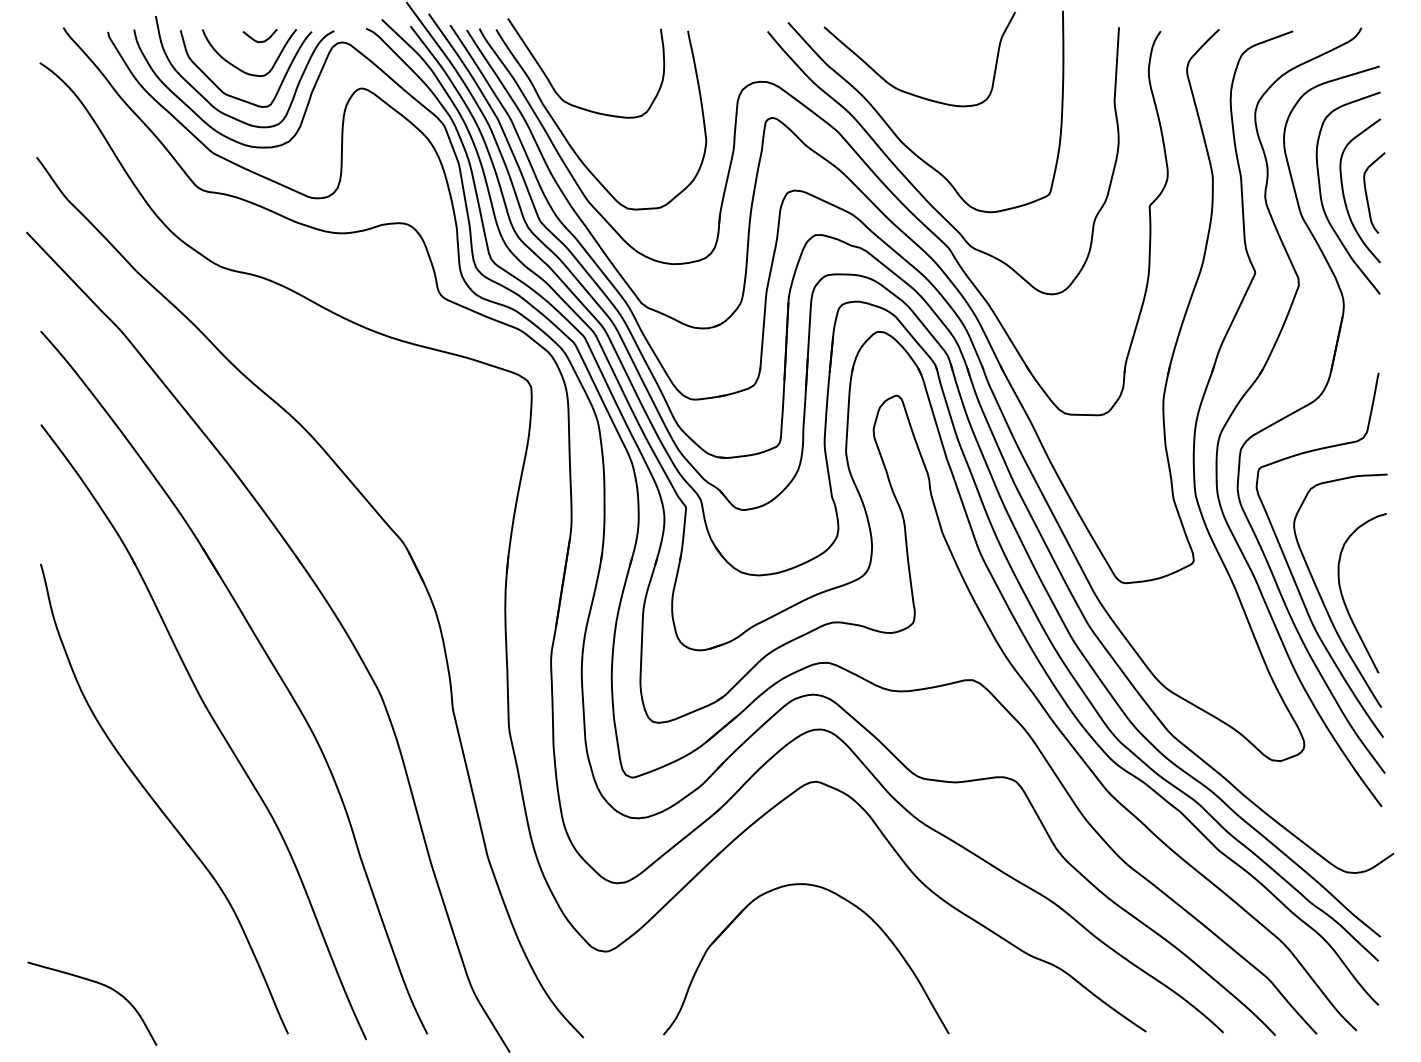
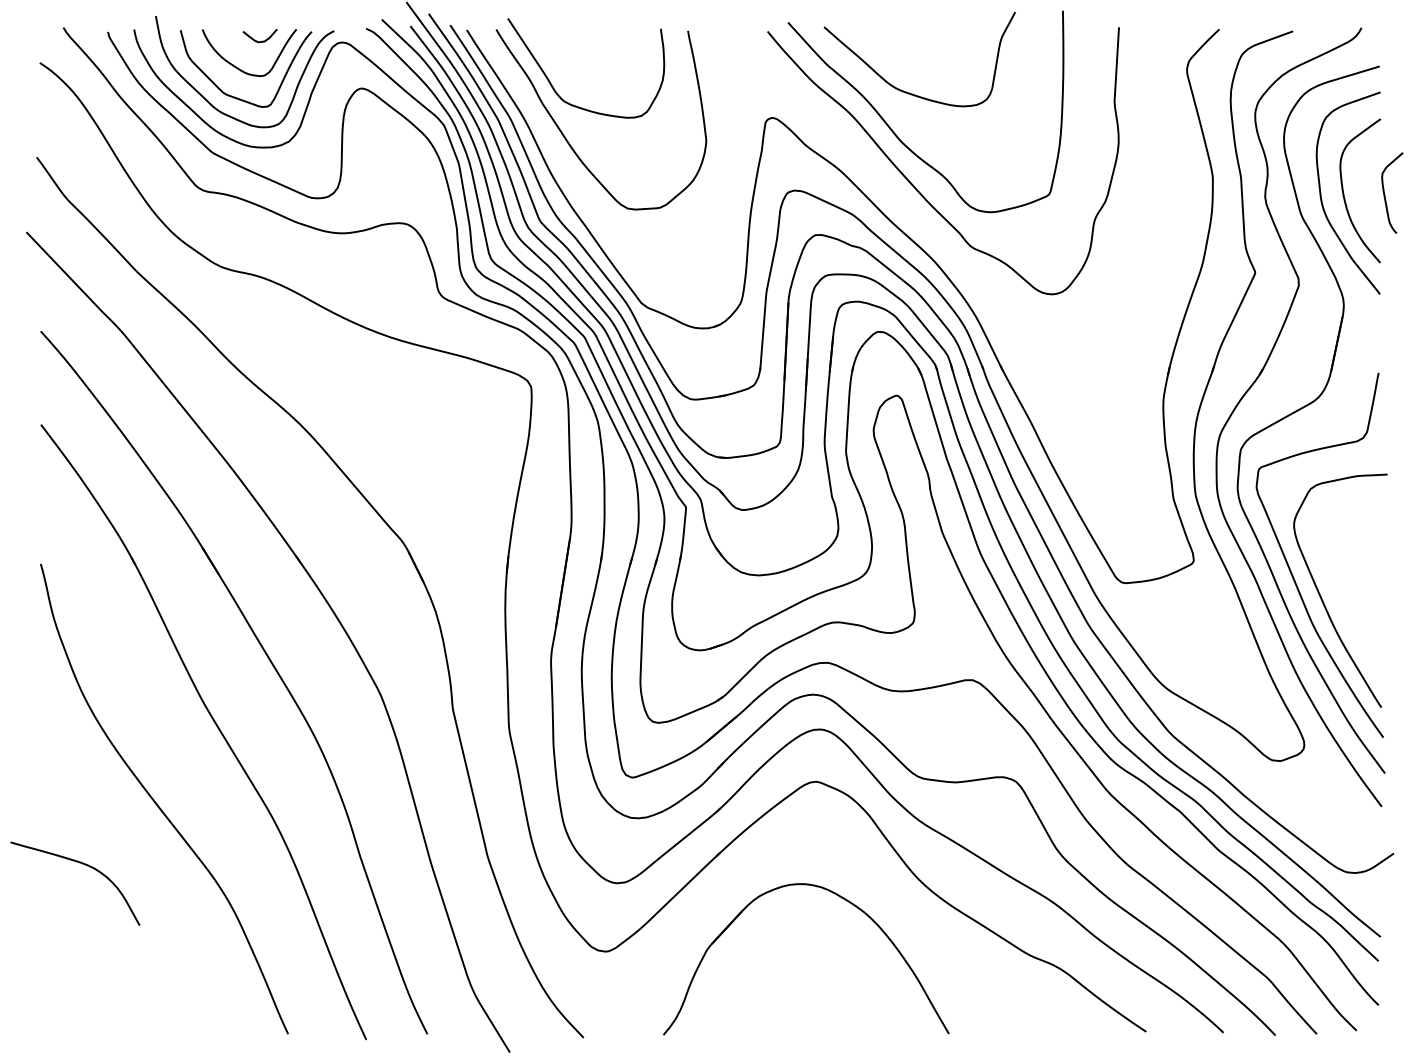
part: present -> none (873, 174)
curve position: (1367, 194) -> (1385, 194) (1385, 194)
curve: present -> none (1344, 599)
curve position: (101, 985) -> (84, 865) (84, 865)
